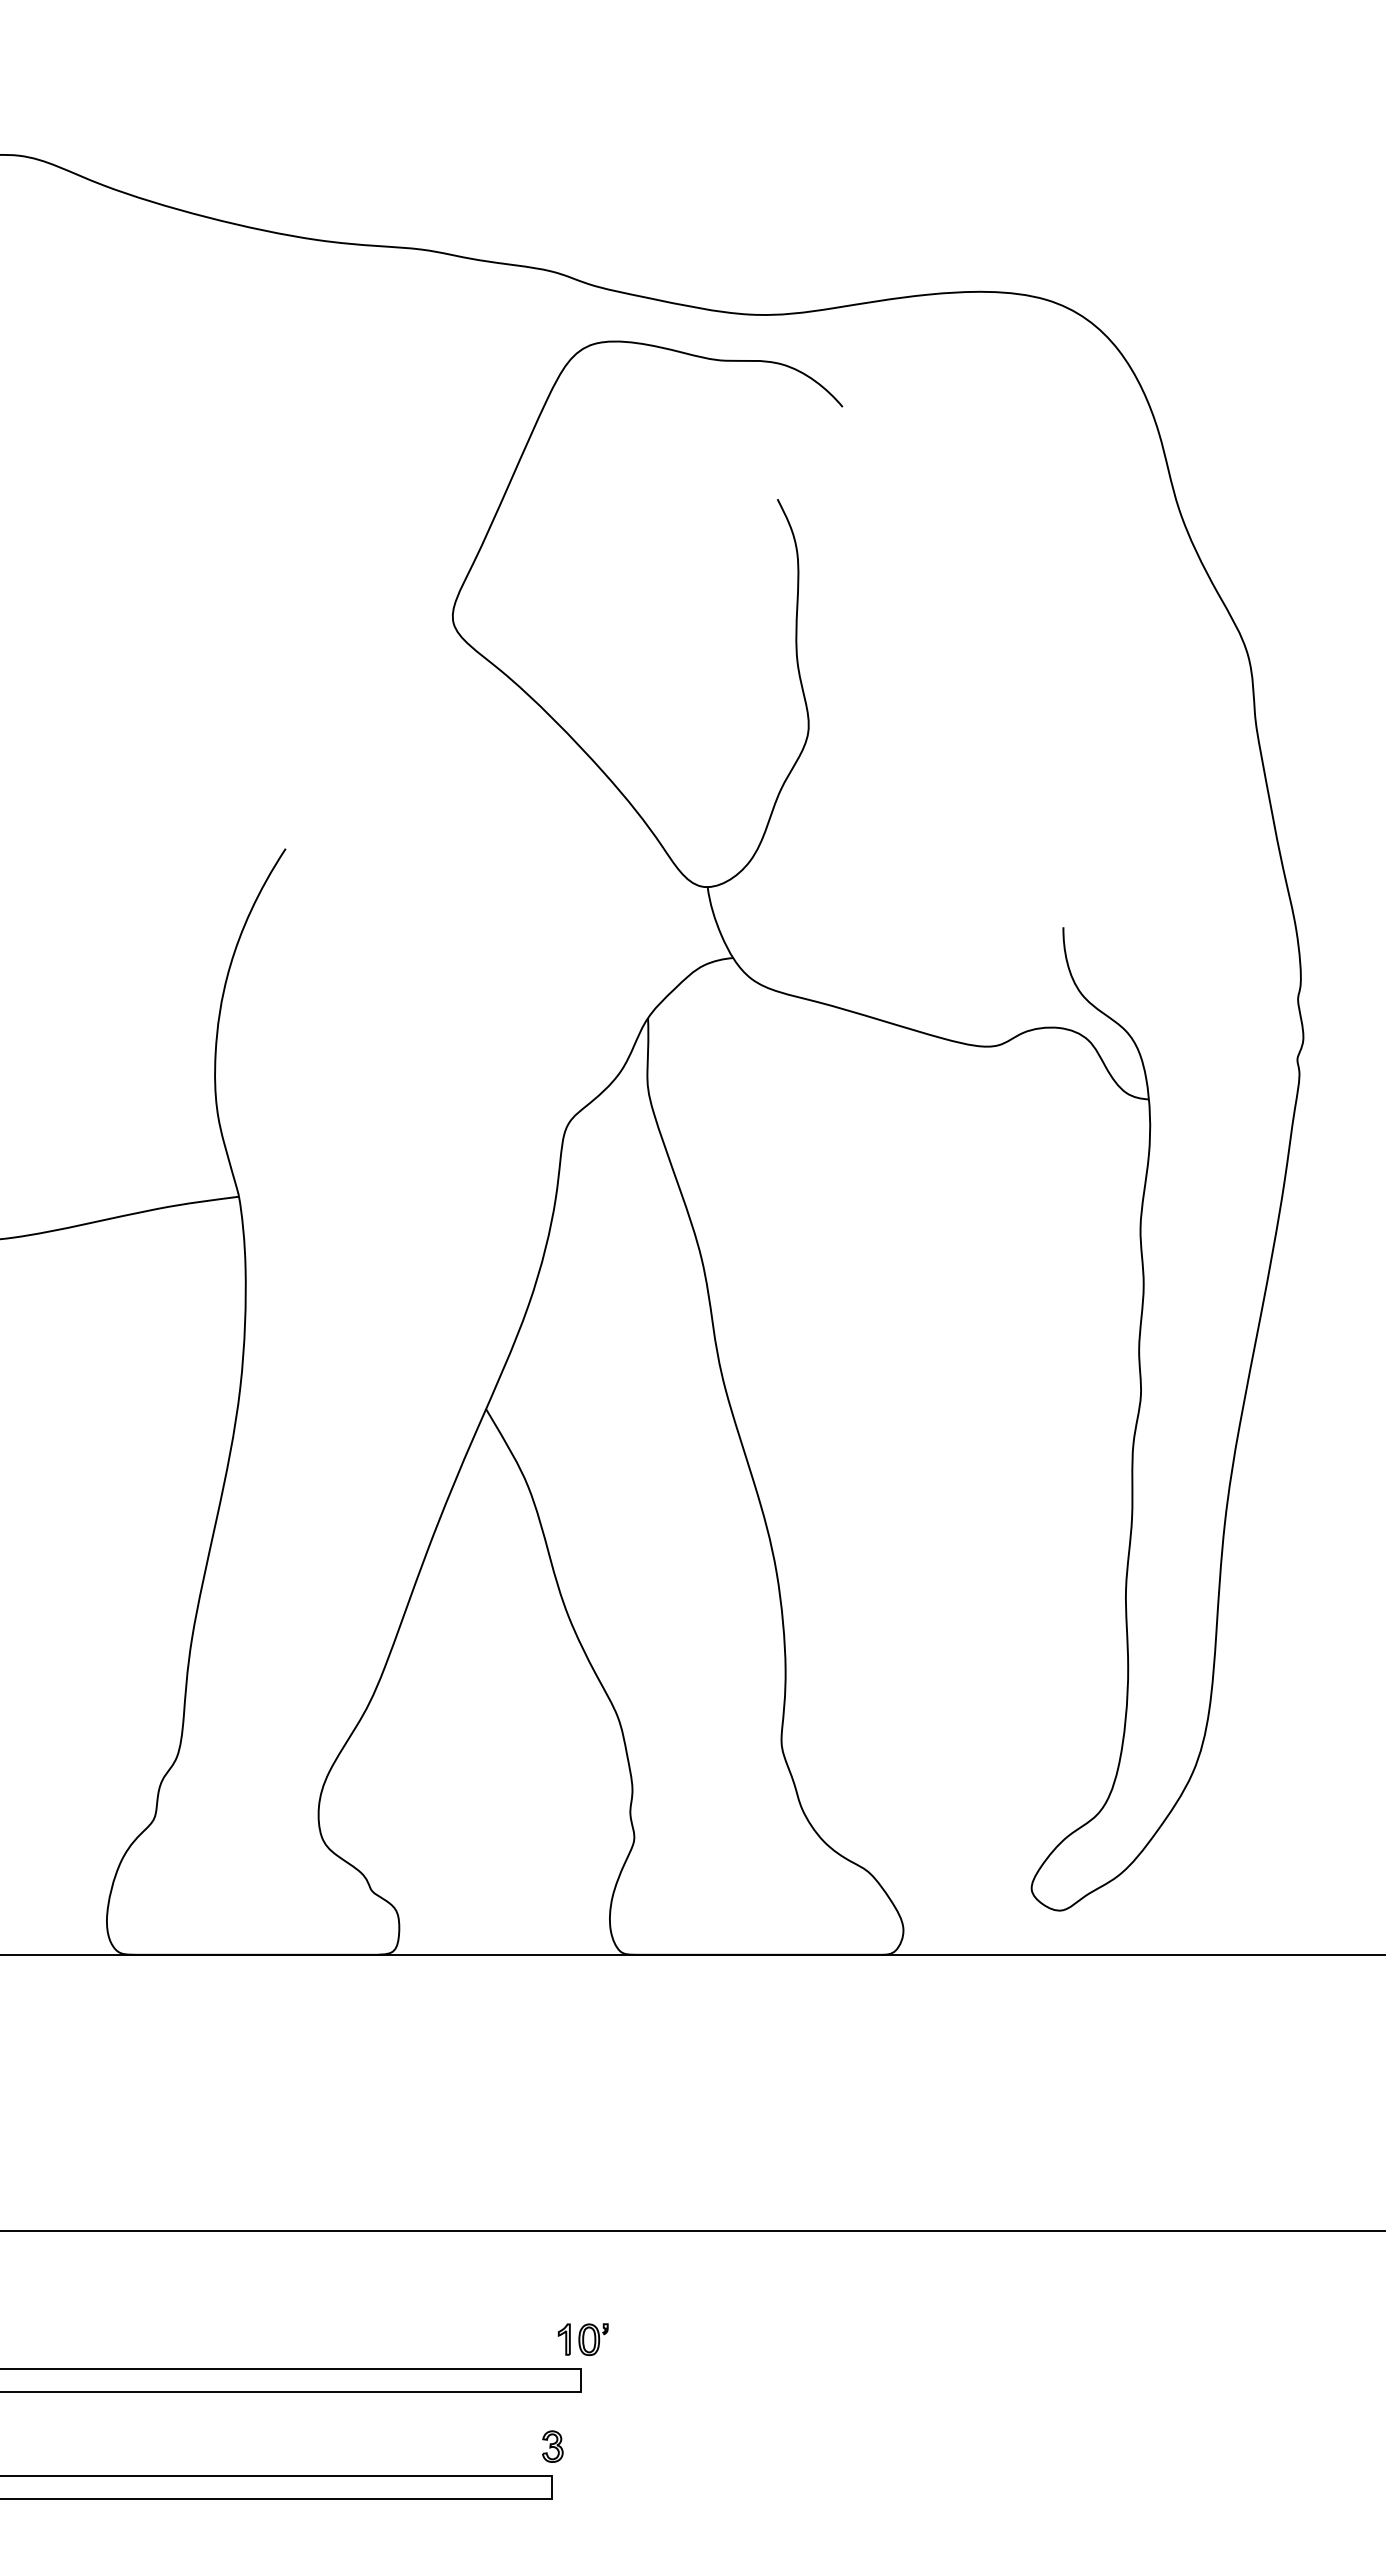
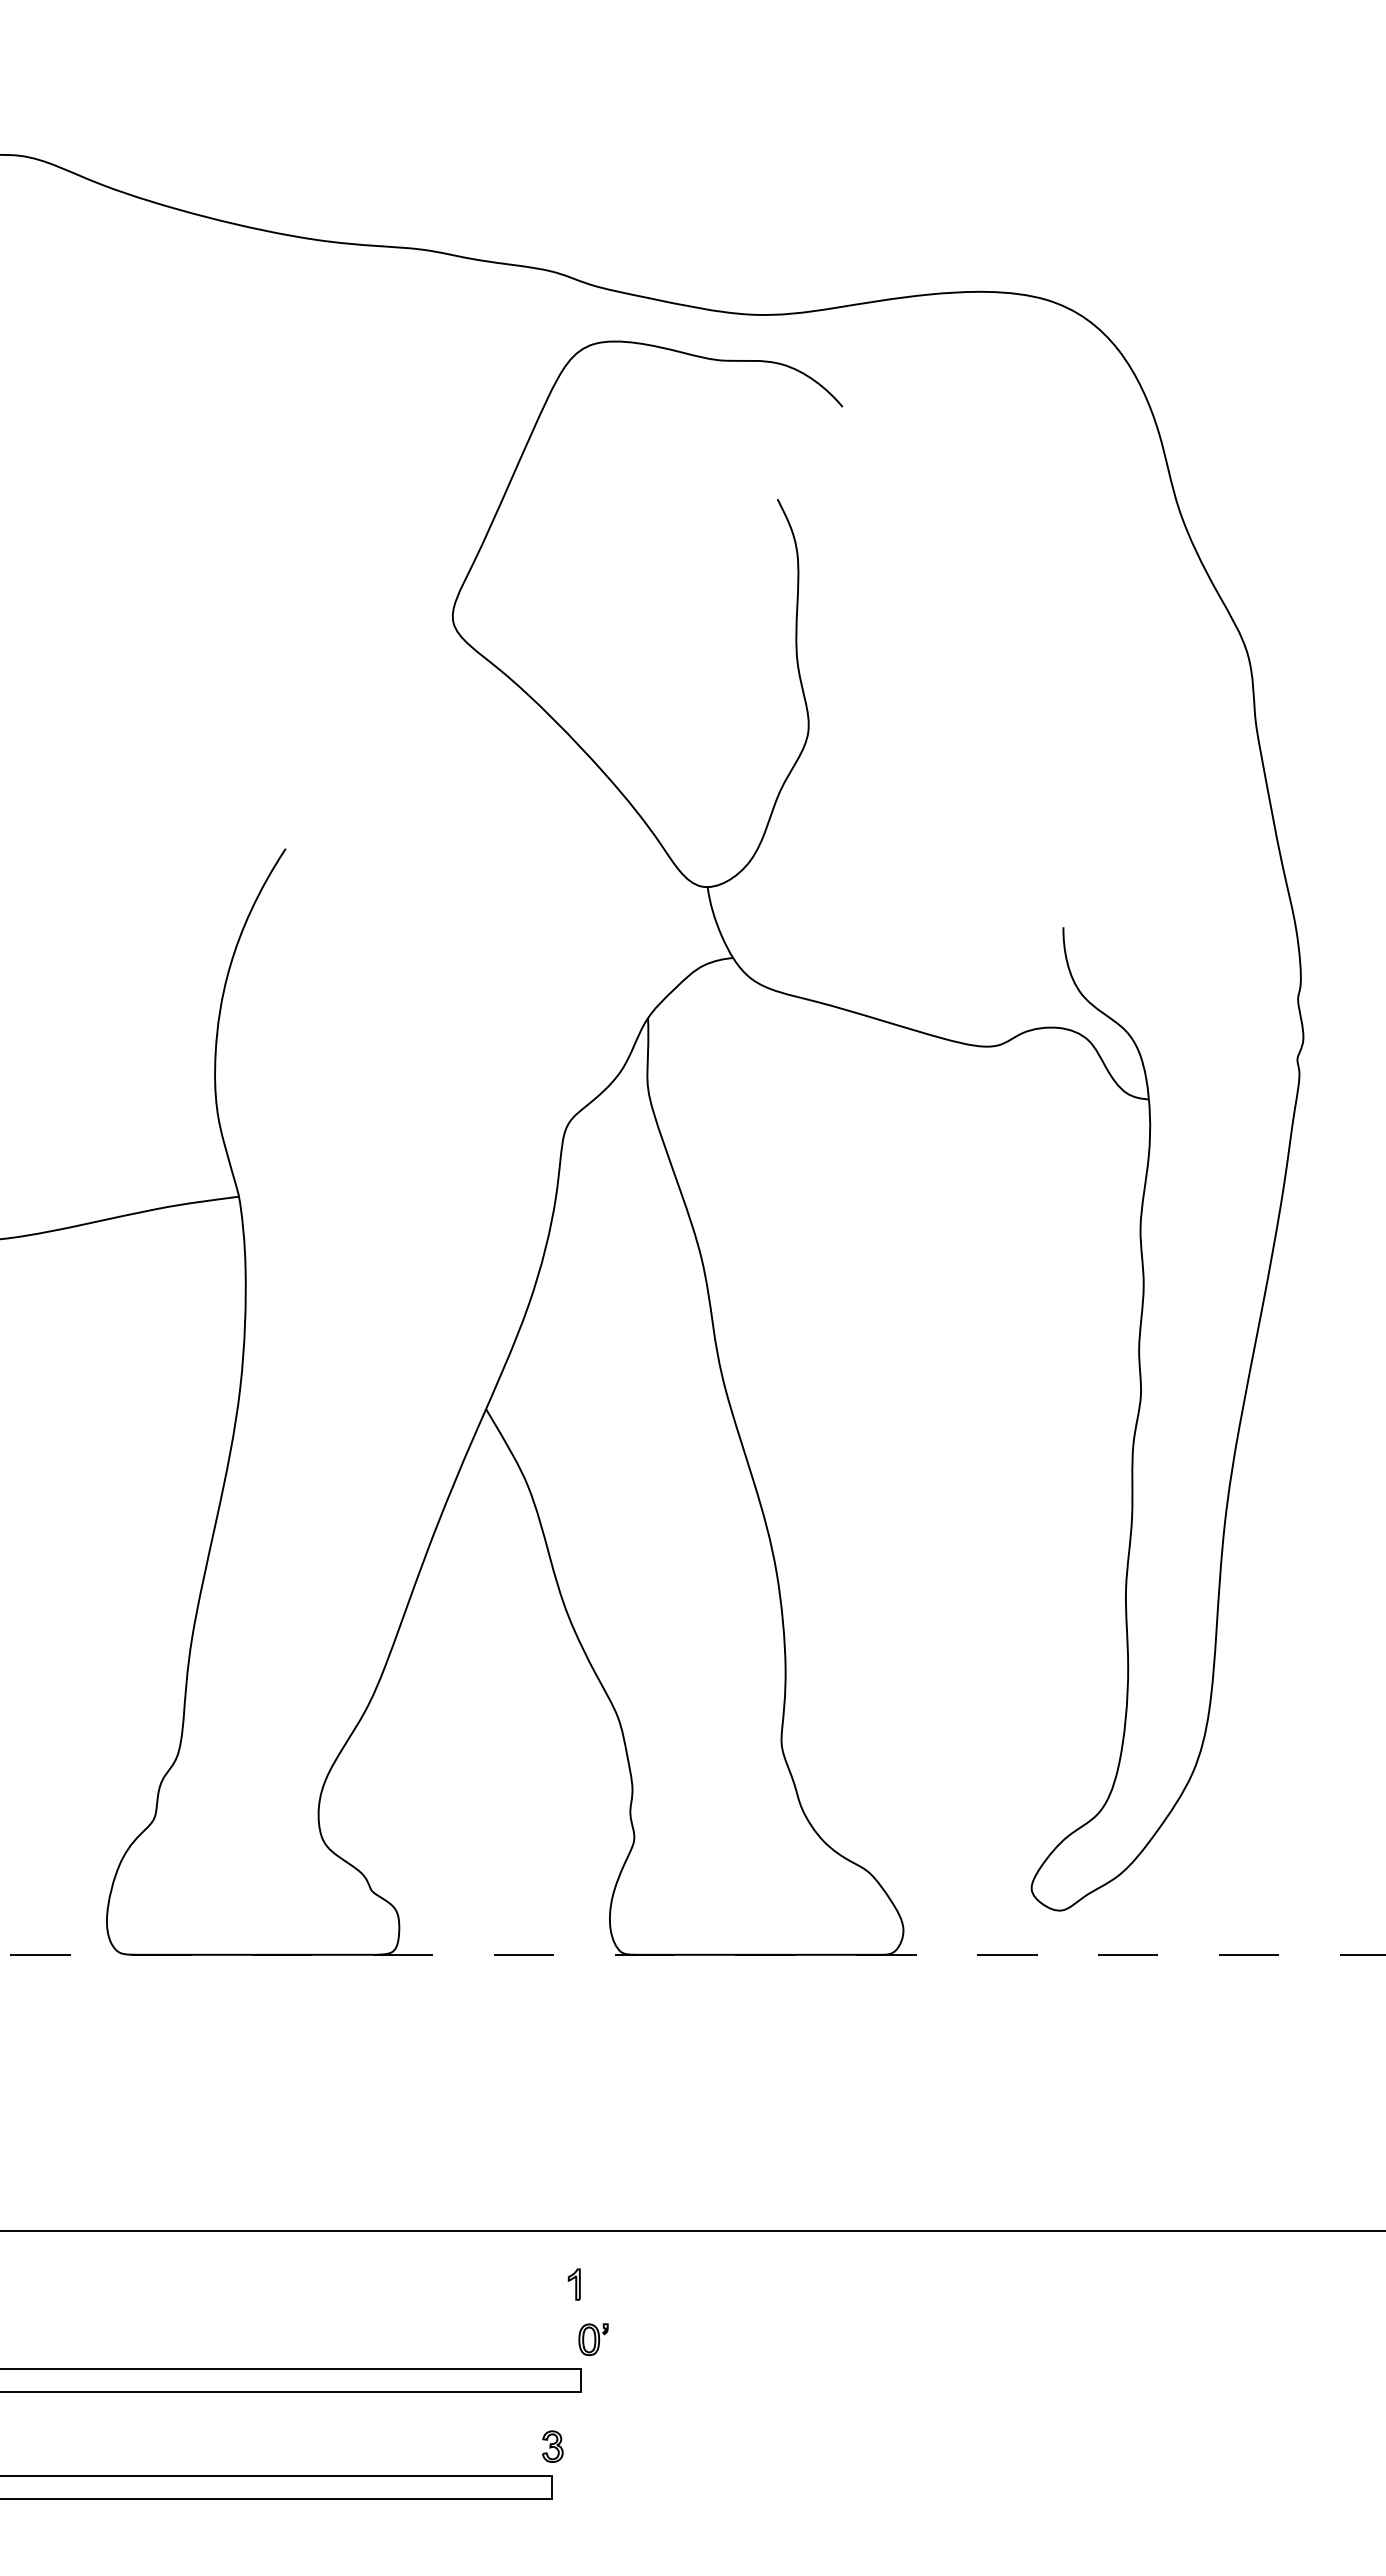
line: solid -> dashed (692, 1954)
part position: (563, 2339) -> (573, 2284) (573, 2284)
